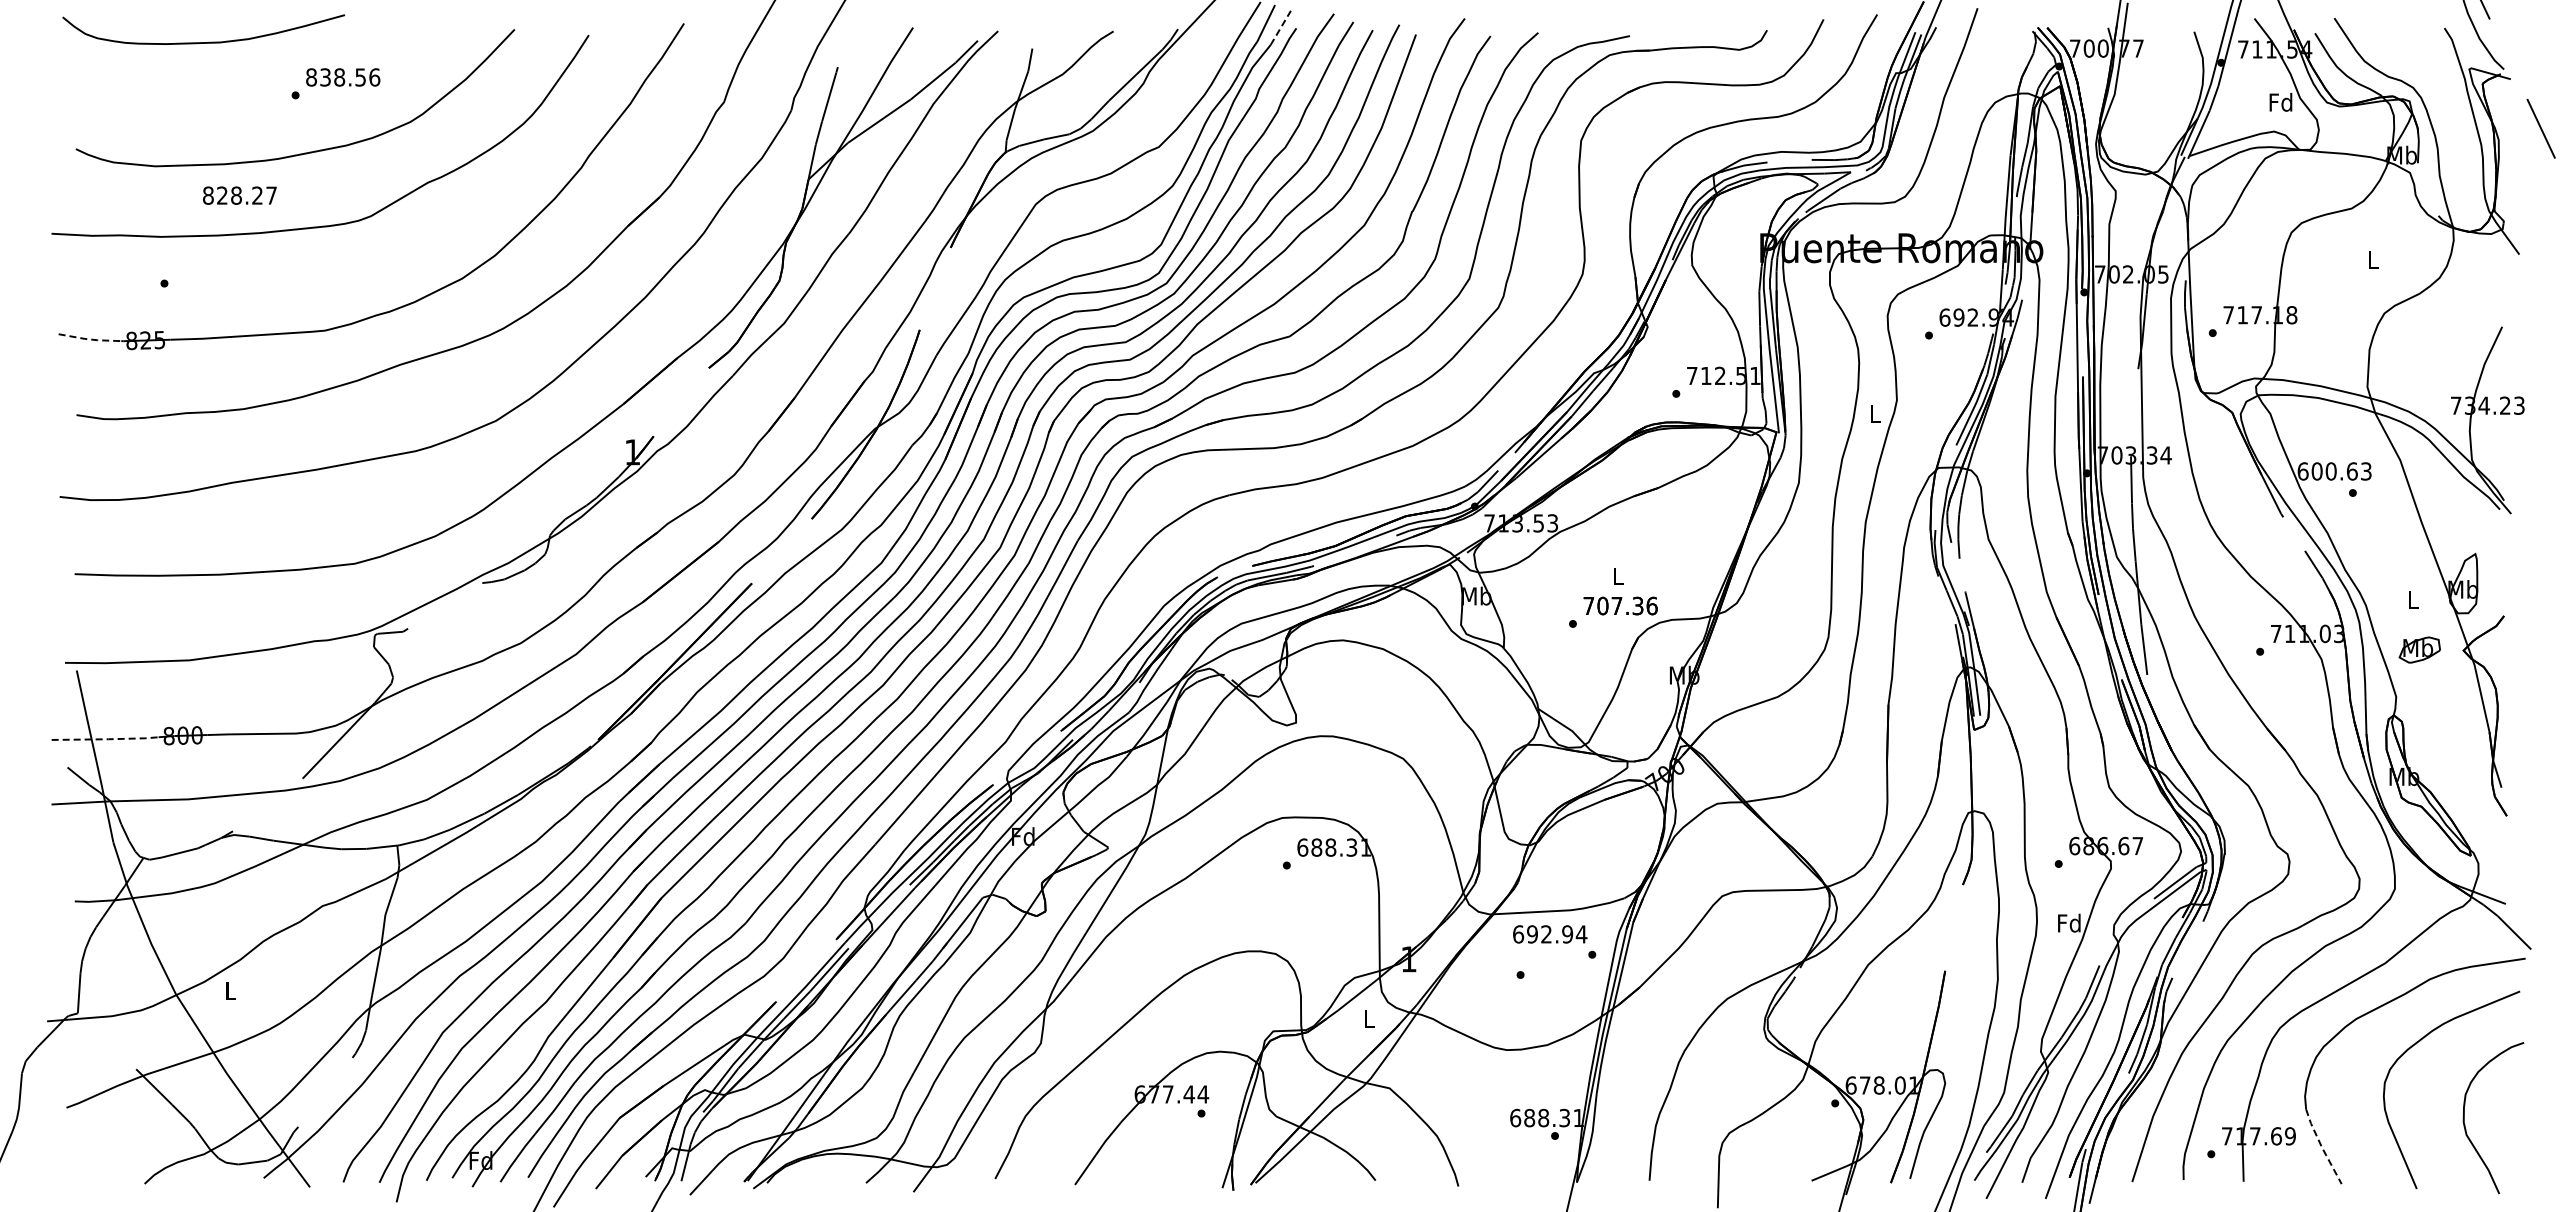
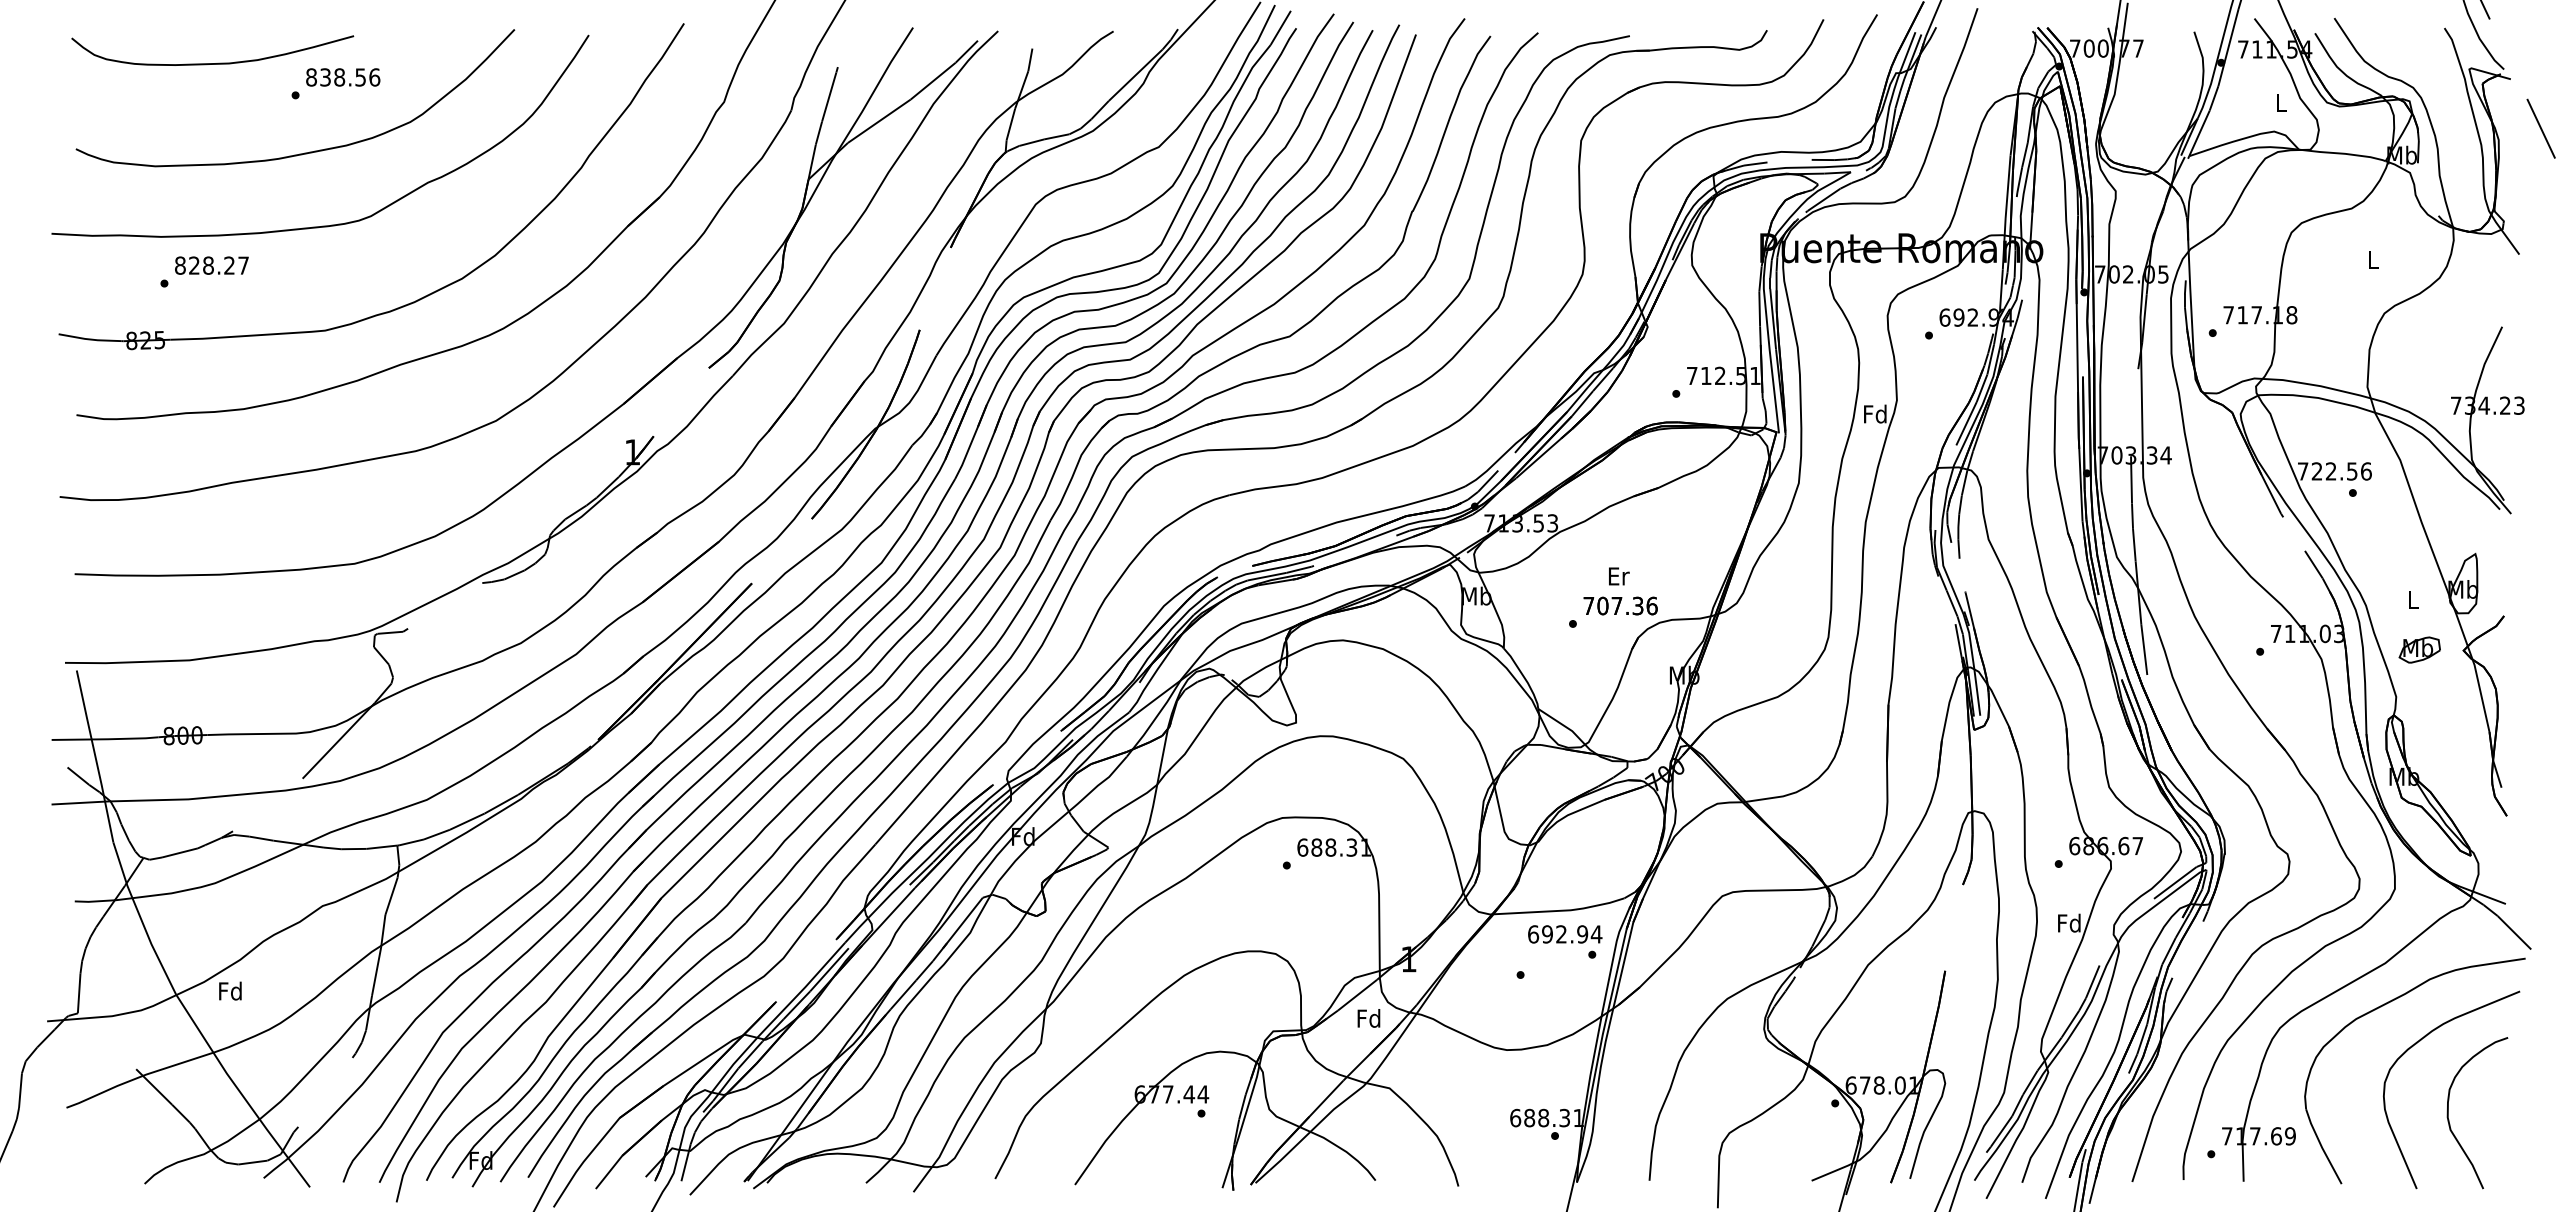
line: dashed -> solid (1280, 27)
curve position: (203, 42) -> (212, 63) (212, 63)
text: Fd -> L (2280, 101)
text position: (239, 195) -> (211, 265) (211, 265)
line: dashed -> solid (89, 339)
text: L -> Fd (1875, 413)
text: 600.63 -> 722.56 (2334, 471)
text: L -> Er (1619, 576)
line: dashed -> solid (106, 739)
text position: (1550, 934) -> (1565, 934) (1565, 934)
text: L -> Fd (230, 990)
text: L -> Fd (1368, 1018)
curve position: (2465, 1124) -> (2449, 1119) (2449, 1119)
line: dashed -> solid (2322, 1147)
